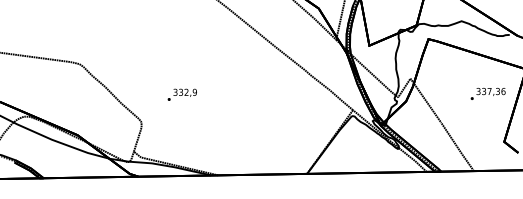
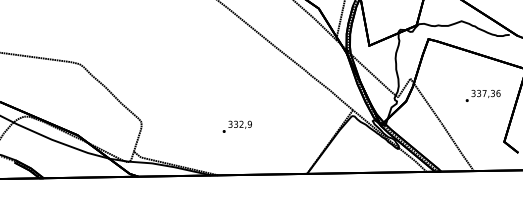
text position: (487, 93) -> (482, 95) (482, 95)
text position: (181, 94) -> (236, 126) (236, 126)
